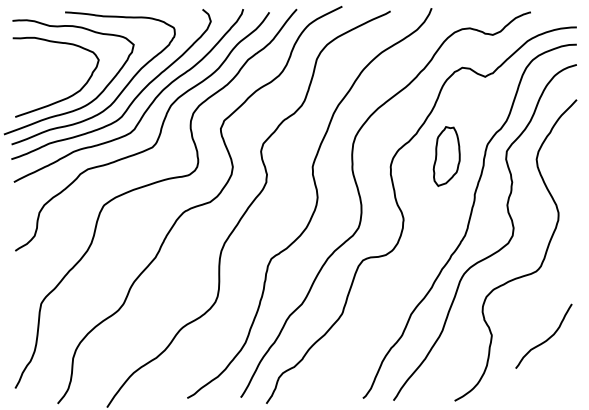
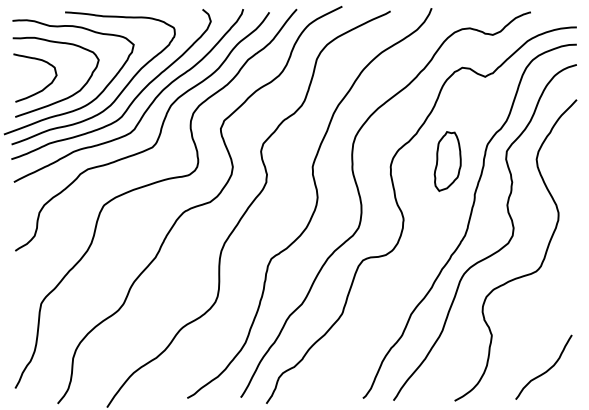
curve: none -> present (45, 86)
part position: (446, 156) -> (447, 161) (447, 161)
curve position: (547, 338) -> (547, 369) (547, 369)
